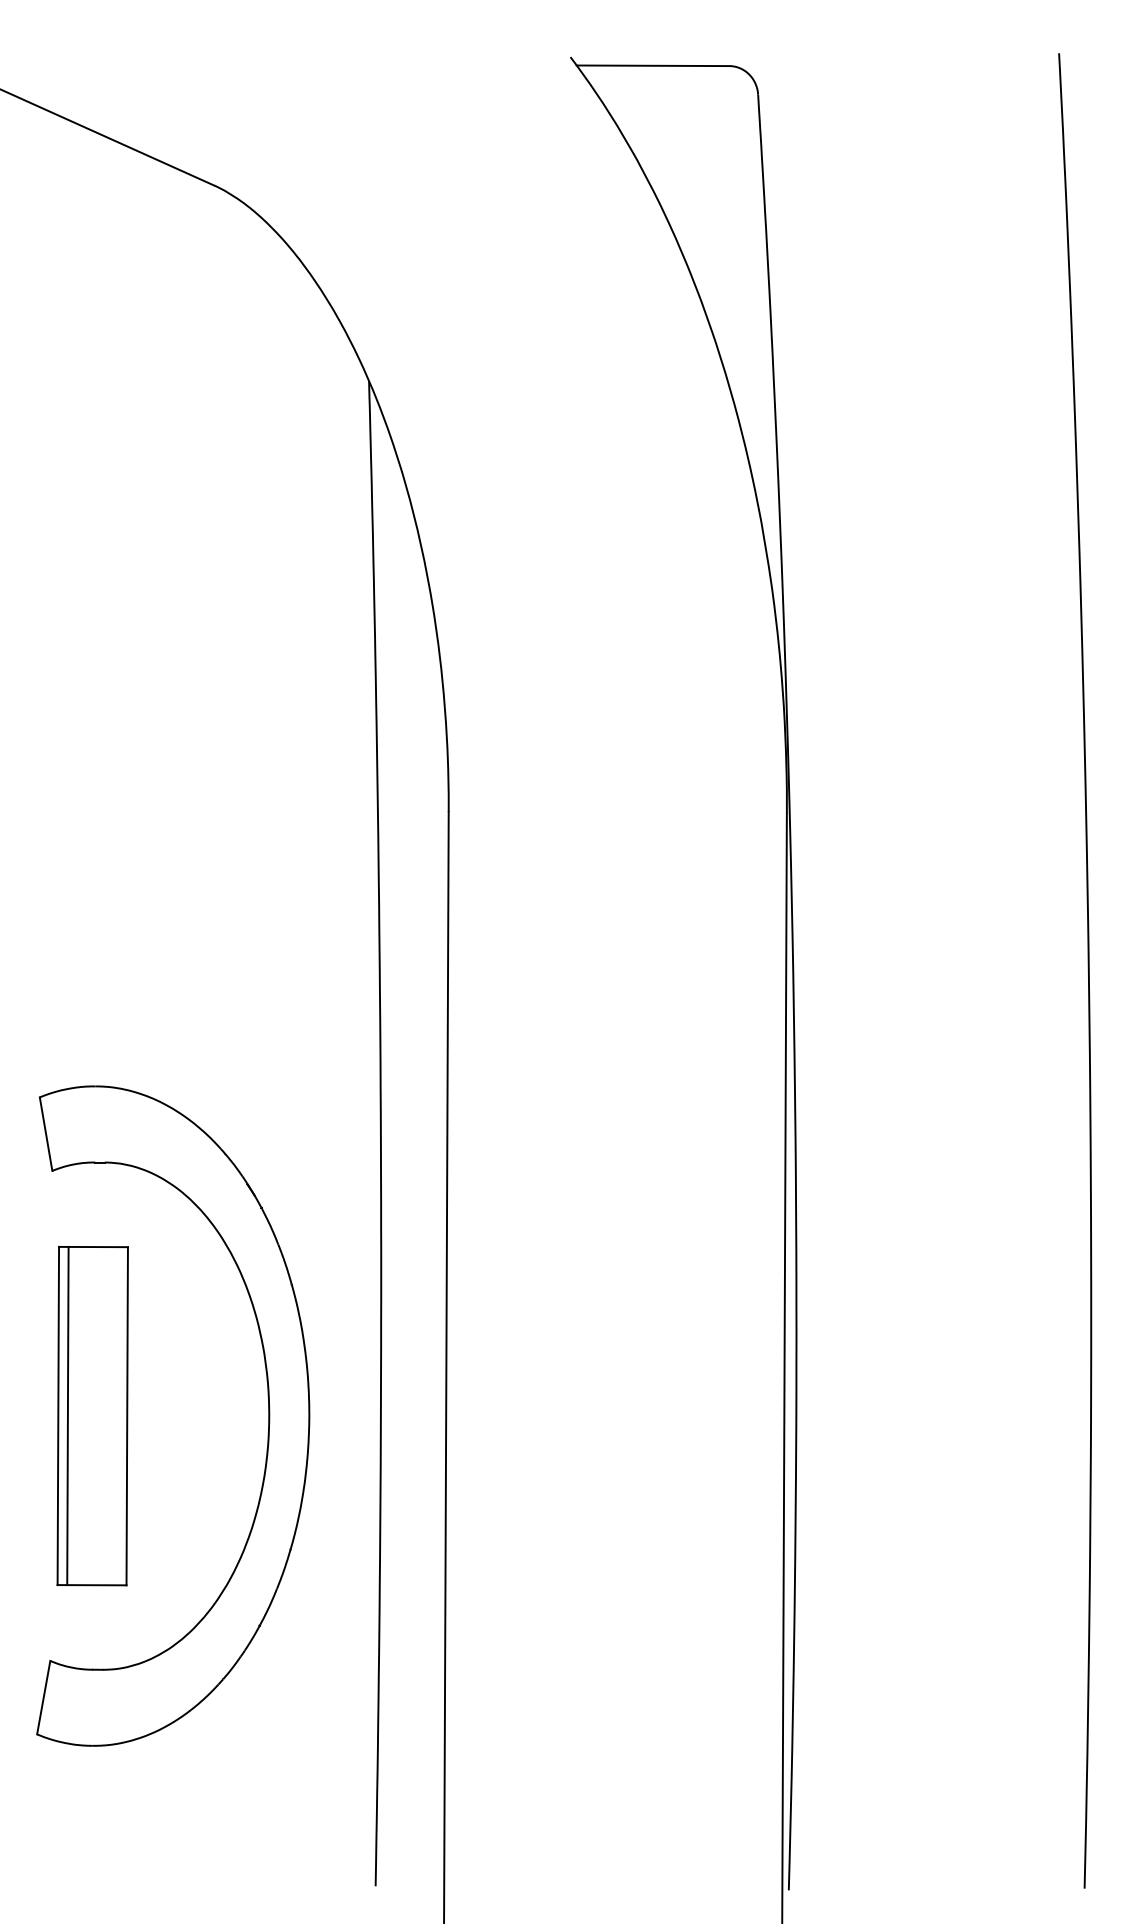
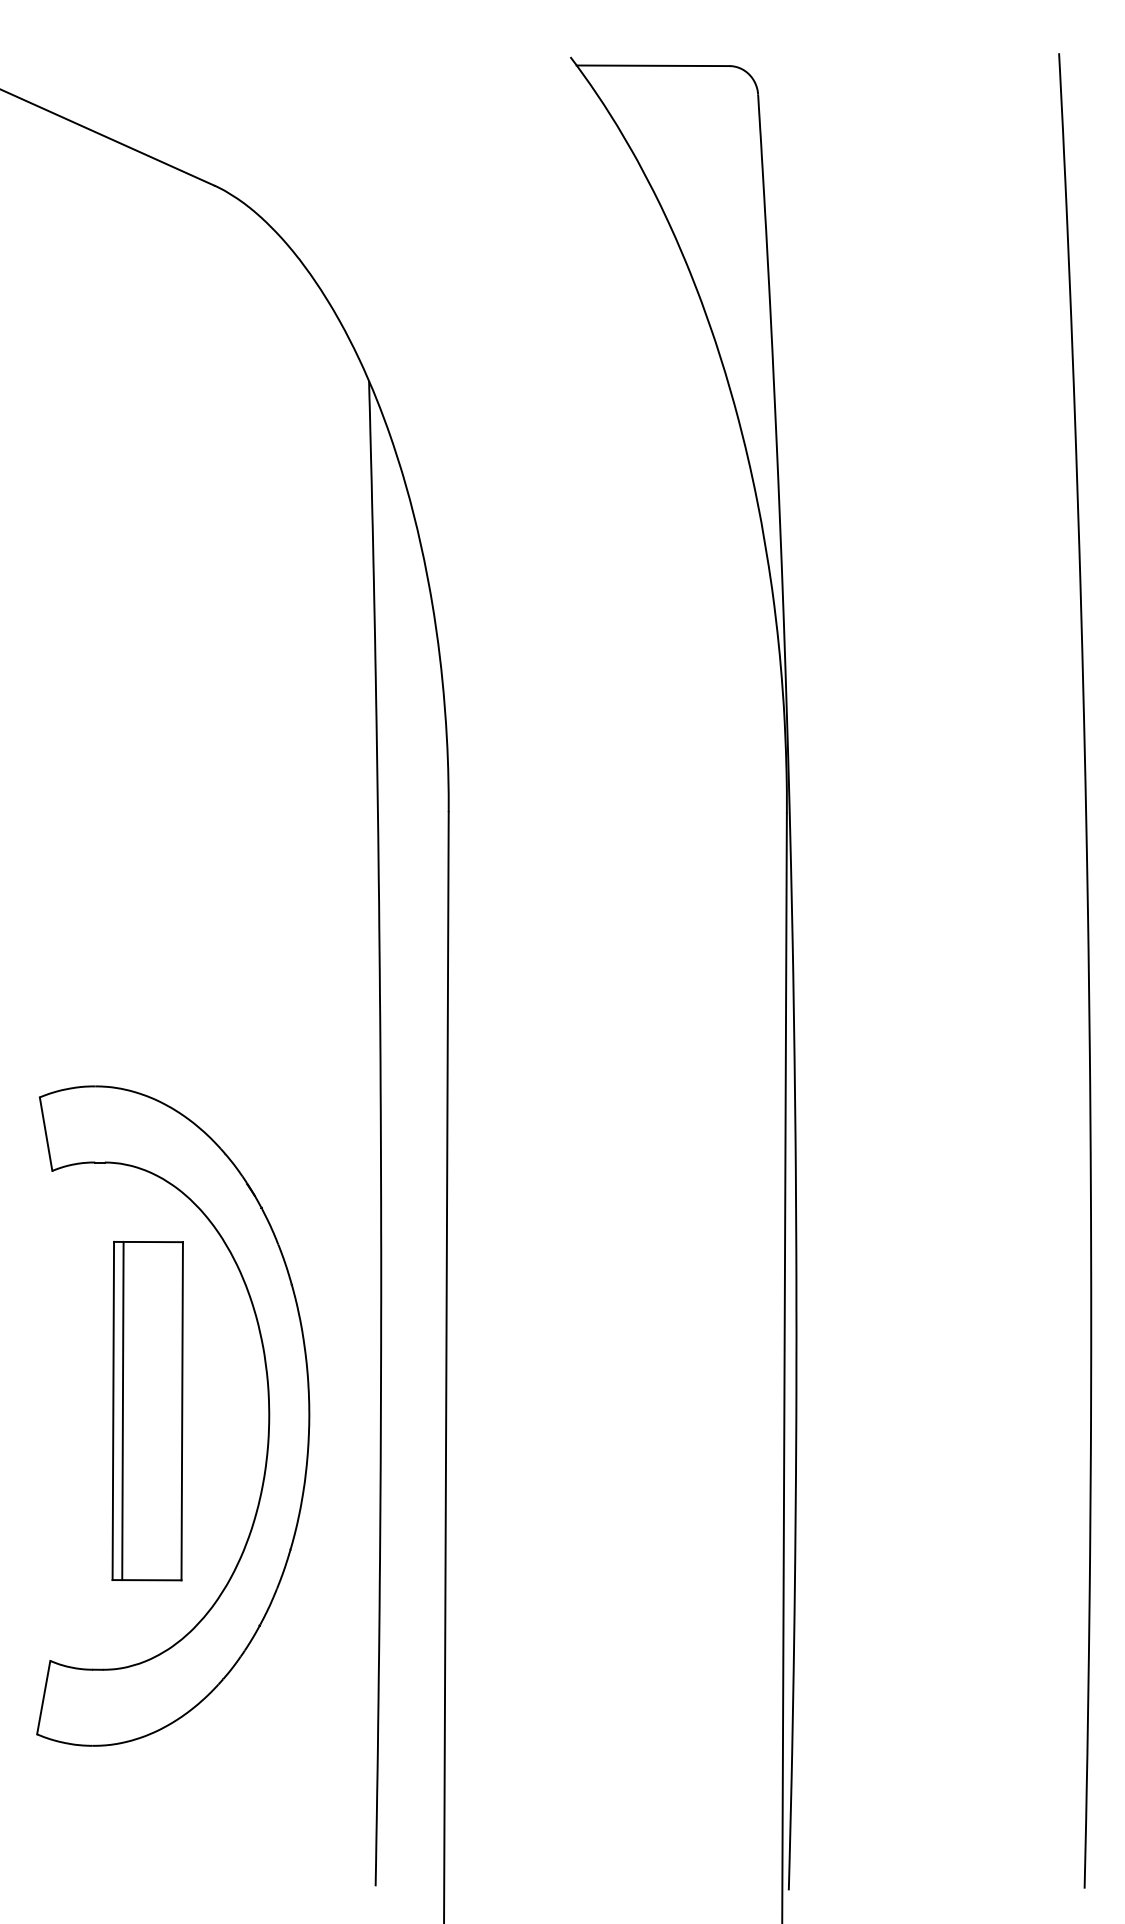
part position: (92, 1416) -> (147, 1411) (147, 1411)
